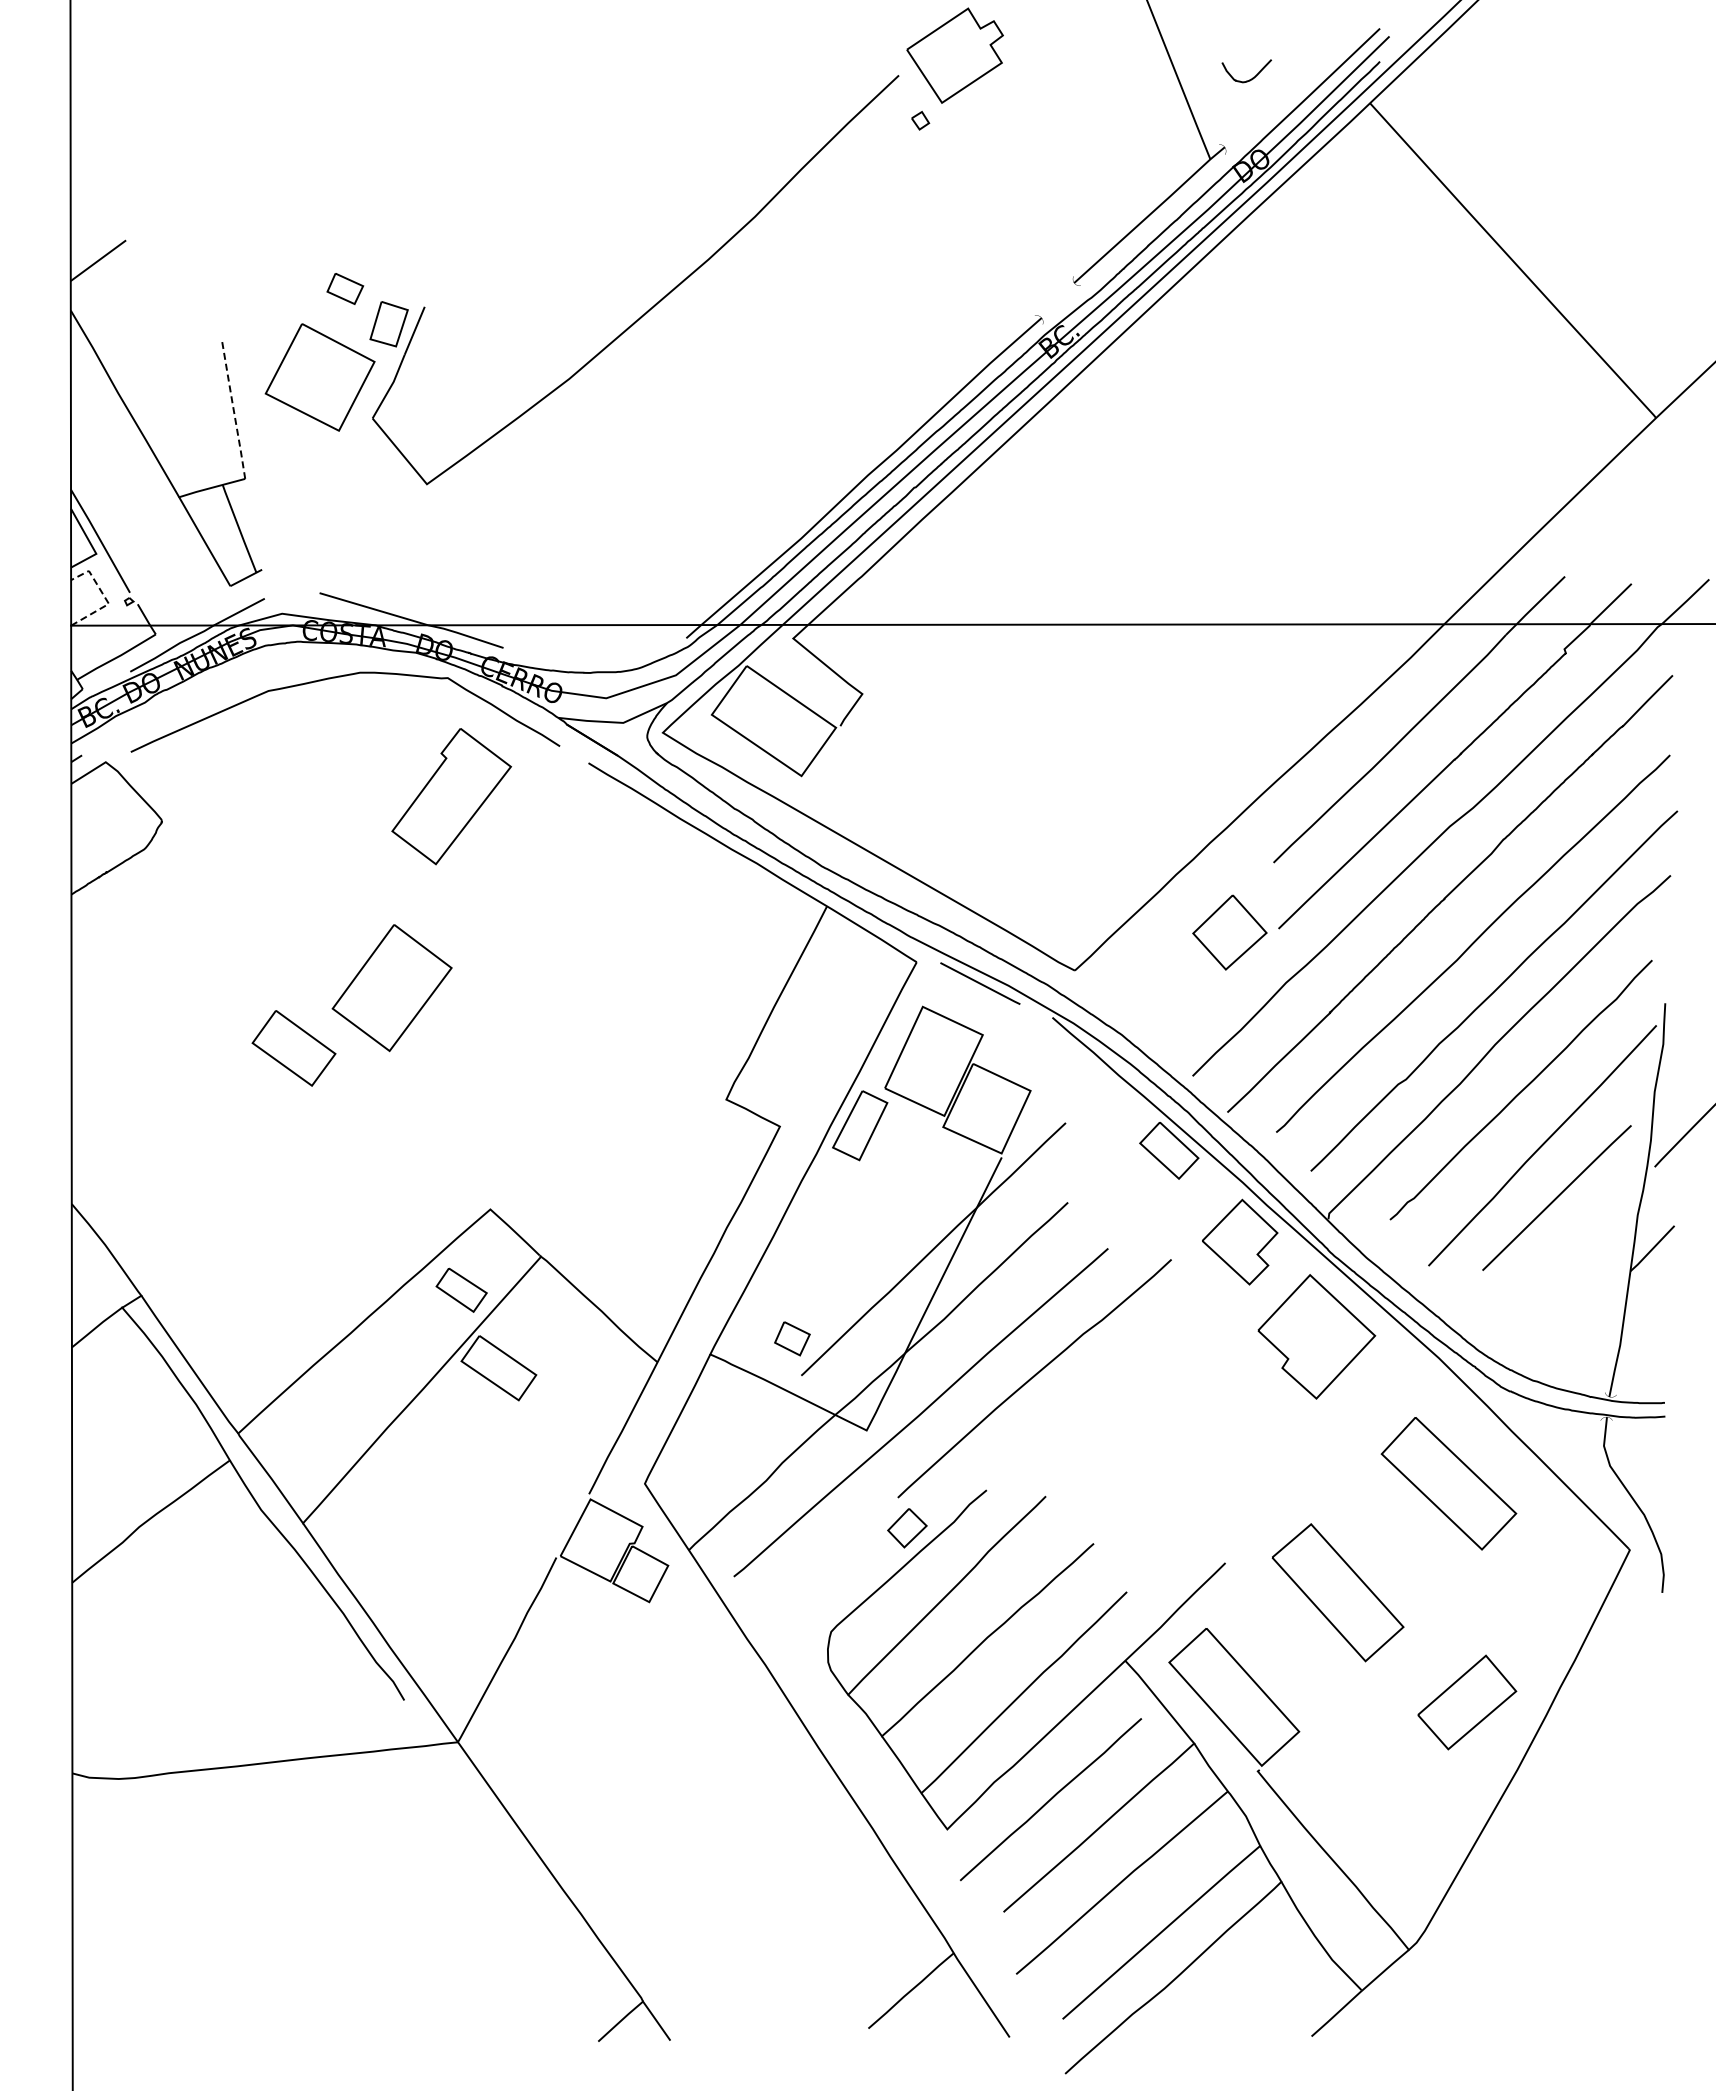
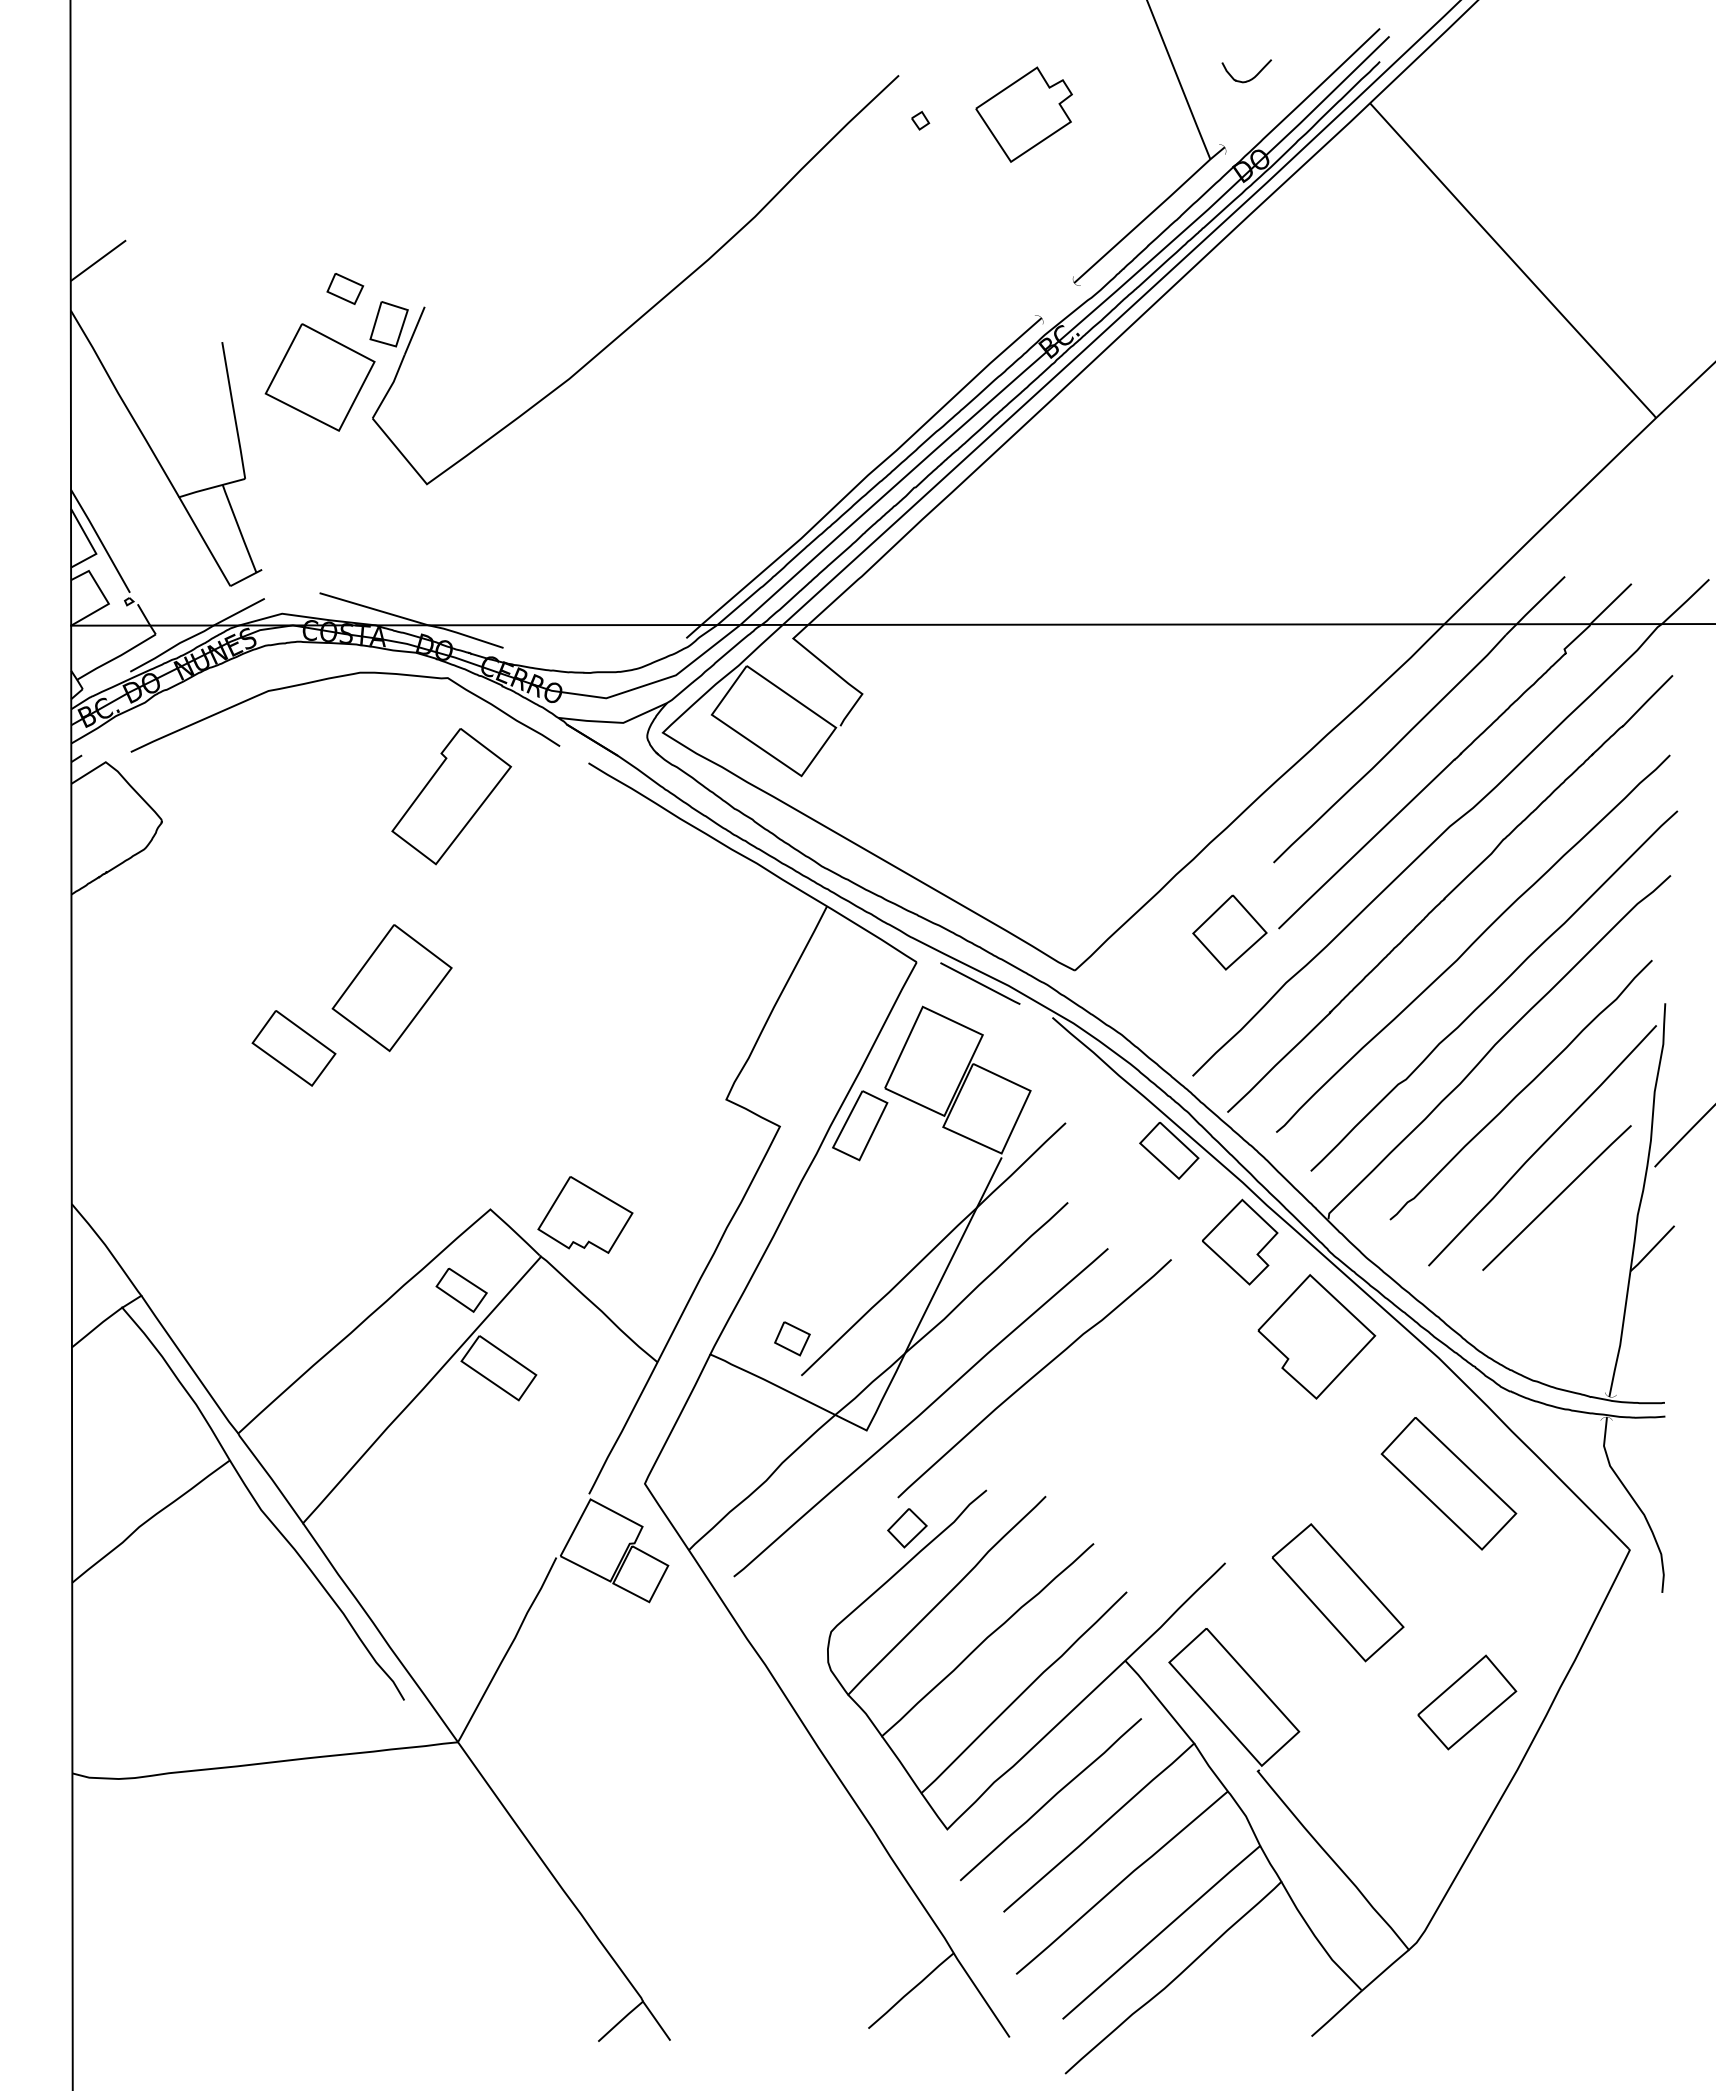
part position: (954, 55) -> (1023, 114) (1023, 114)
line: dashed -> solid (233, 411)
line: dashed -> solid (104, 597)
part: none -> present (585, 1214)
